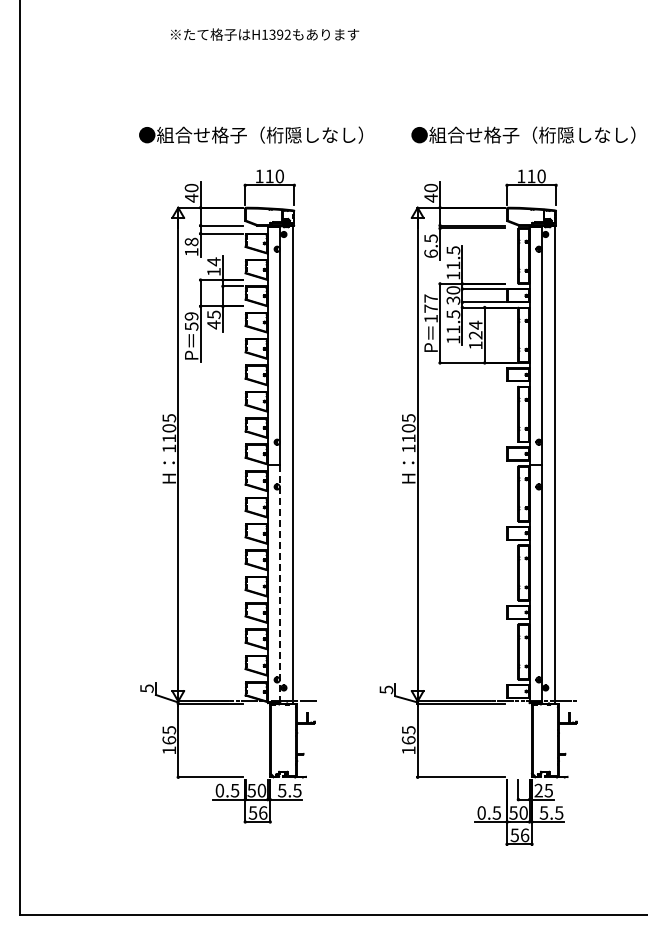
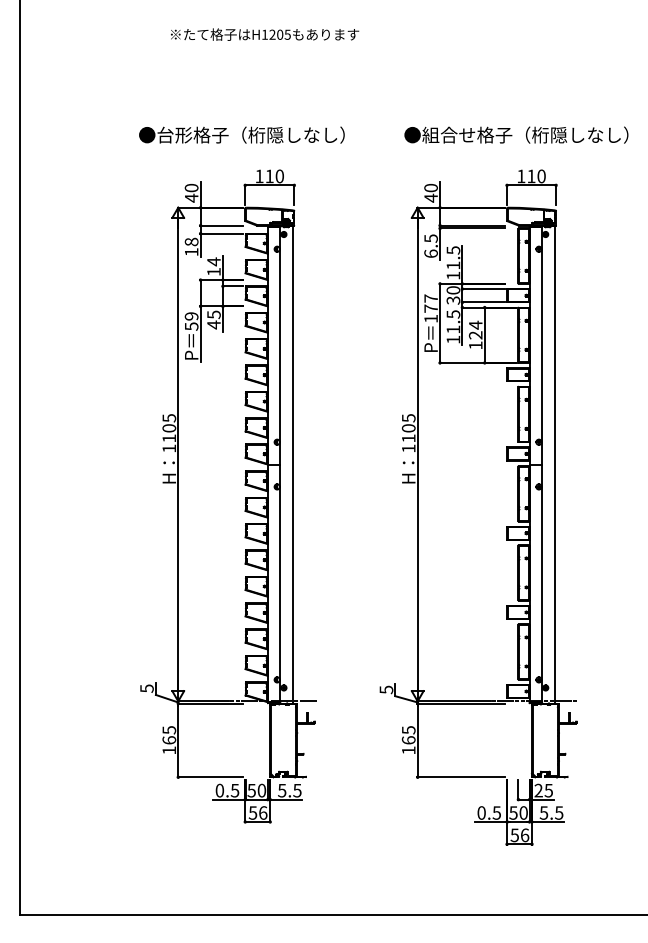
text: H1392 -> H1205 (279, 34)
text: ●組合せ格子（桁隠しなし） -> ●台形格子（桁隠しなし） (259, 134)
text position: (523, 134) -> (516, 134) (516, 134)
line: dashed -> solid (280, 583)
